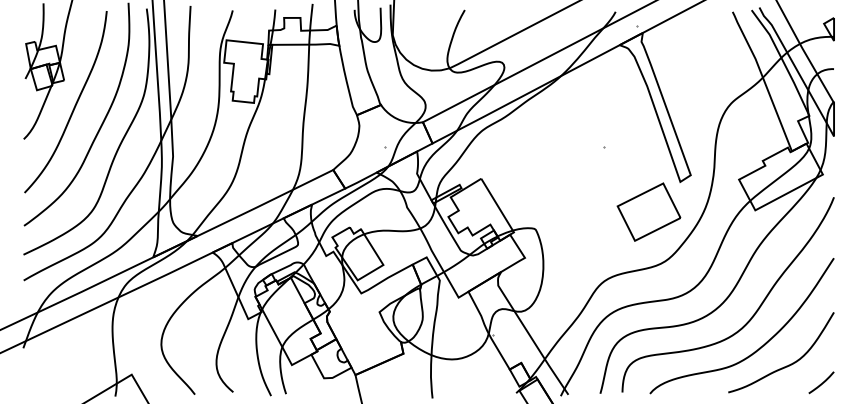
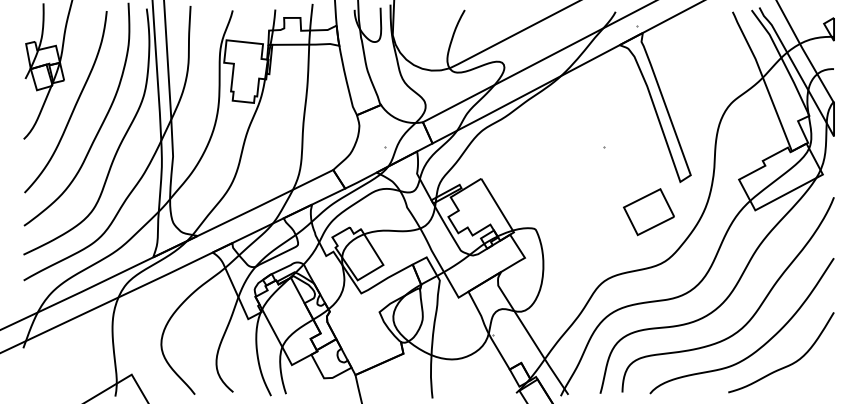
part size: 66x60 px -> 52x49 px (648, 212)
line: present -> none (822, 382)
